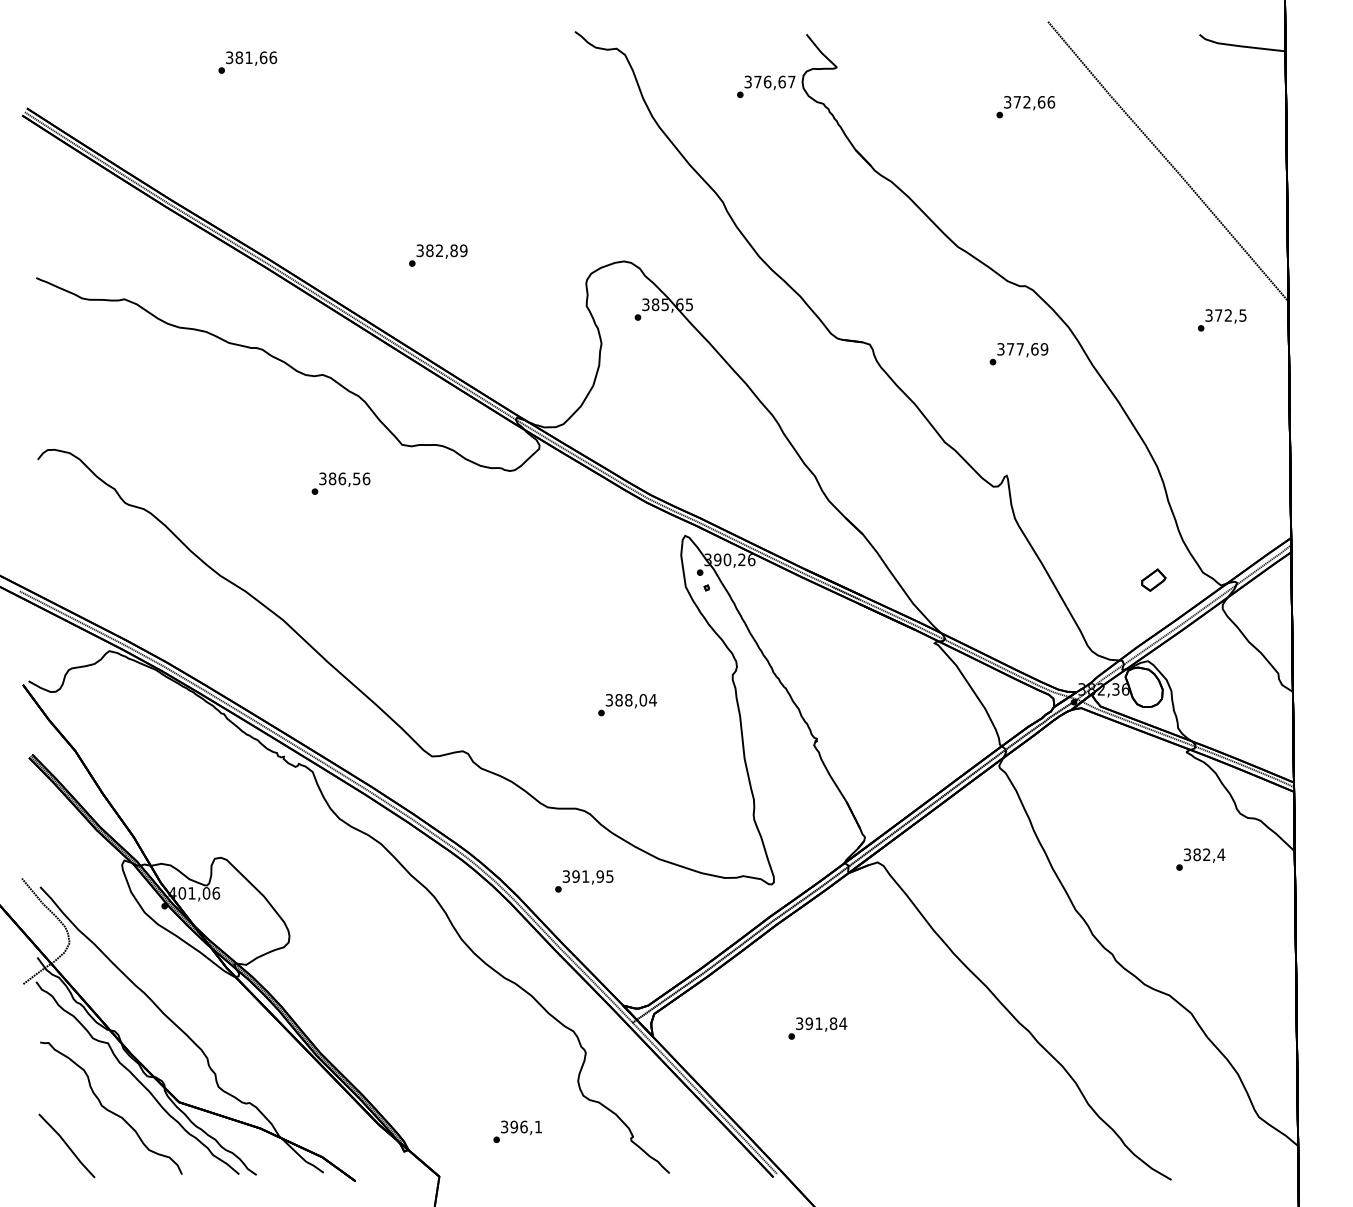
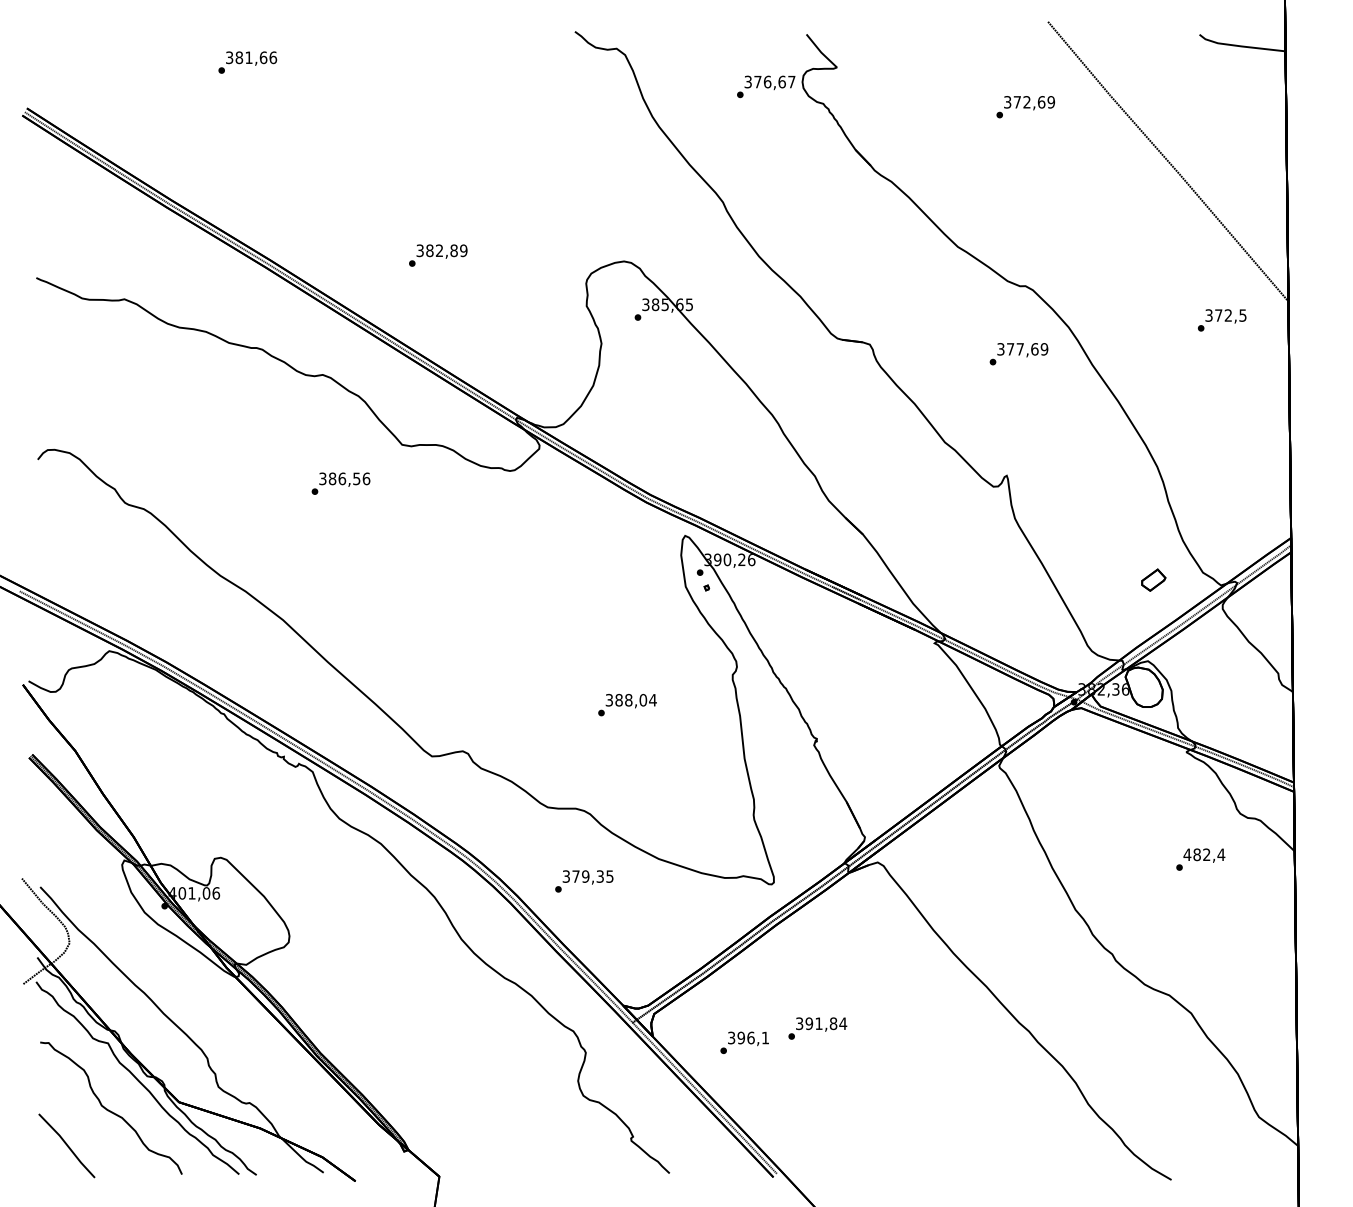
text: 372,66 -> 372,69 (1051, 102)
text: 382,4 -> 482,4 (1187, 854)
text: 391,95 -> 379,35 (587, 876)
text position: (517, 1131) -> (744, 1042) (744, 1042)
